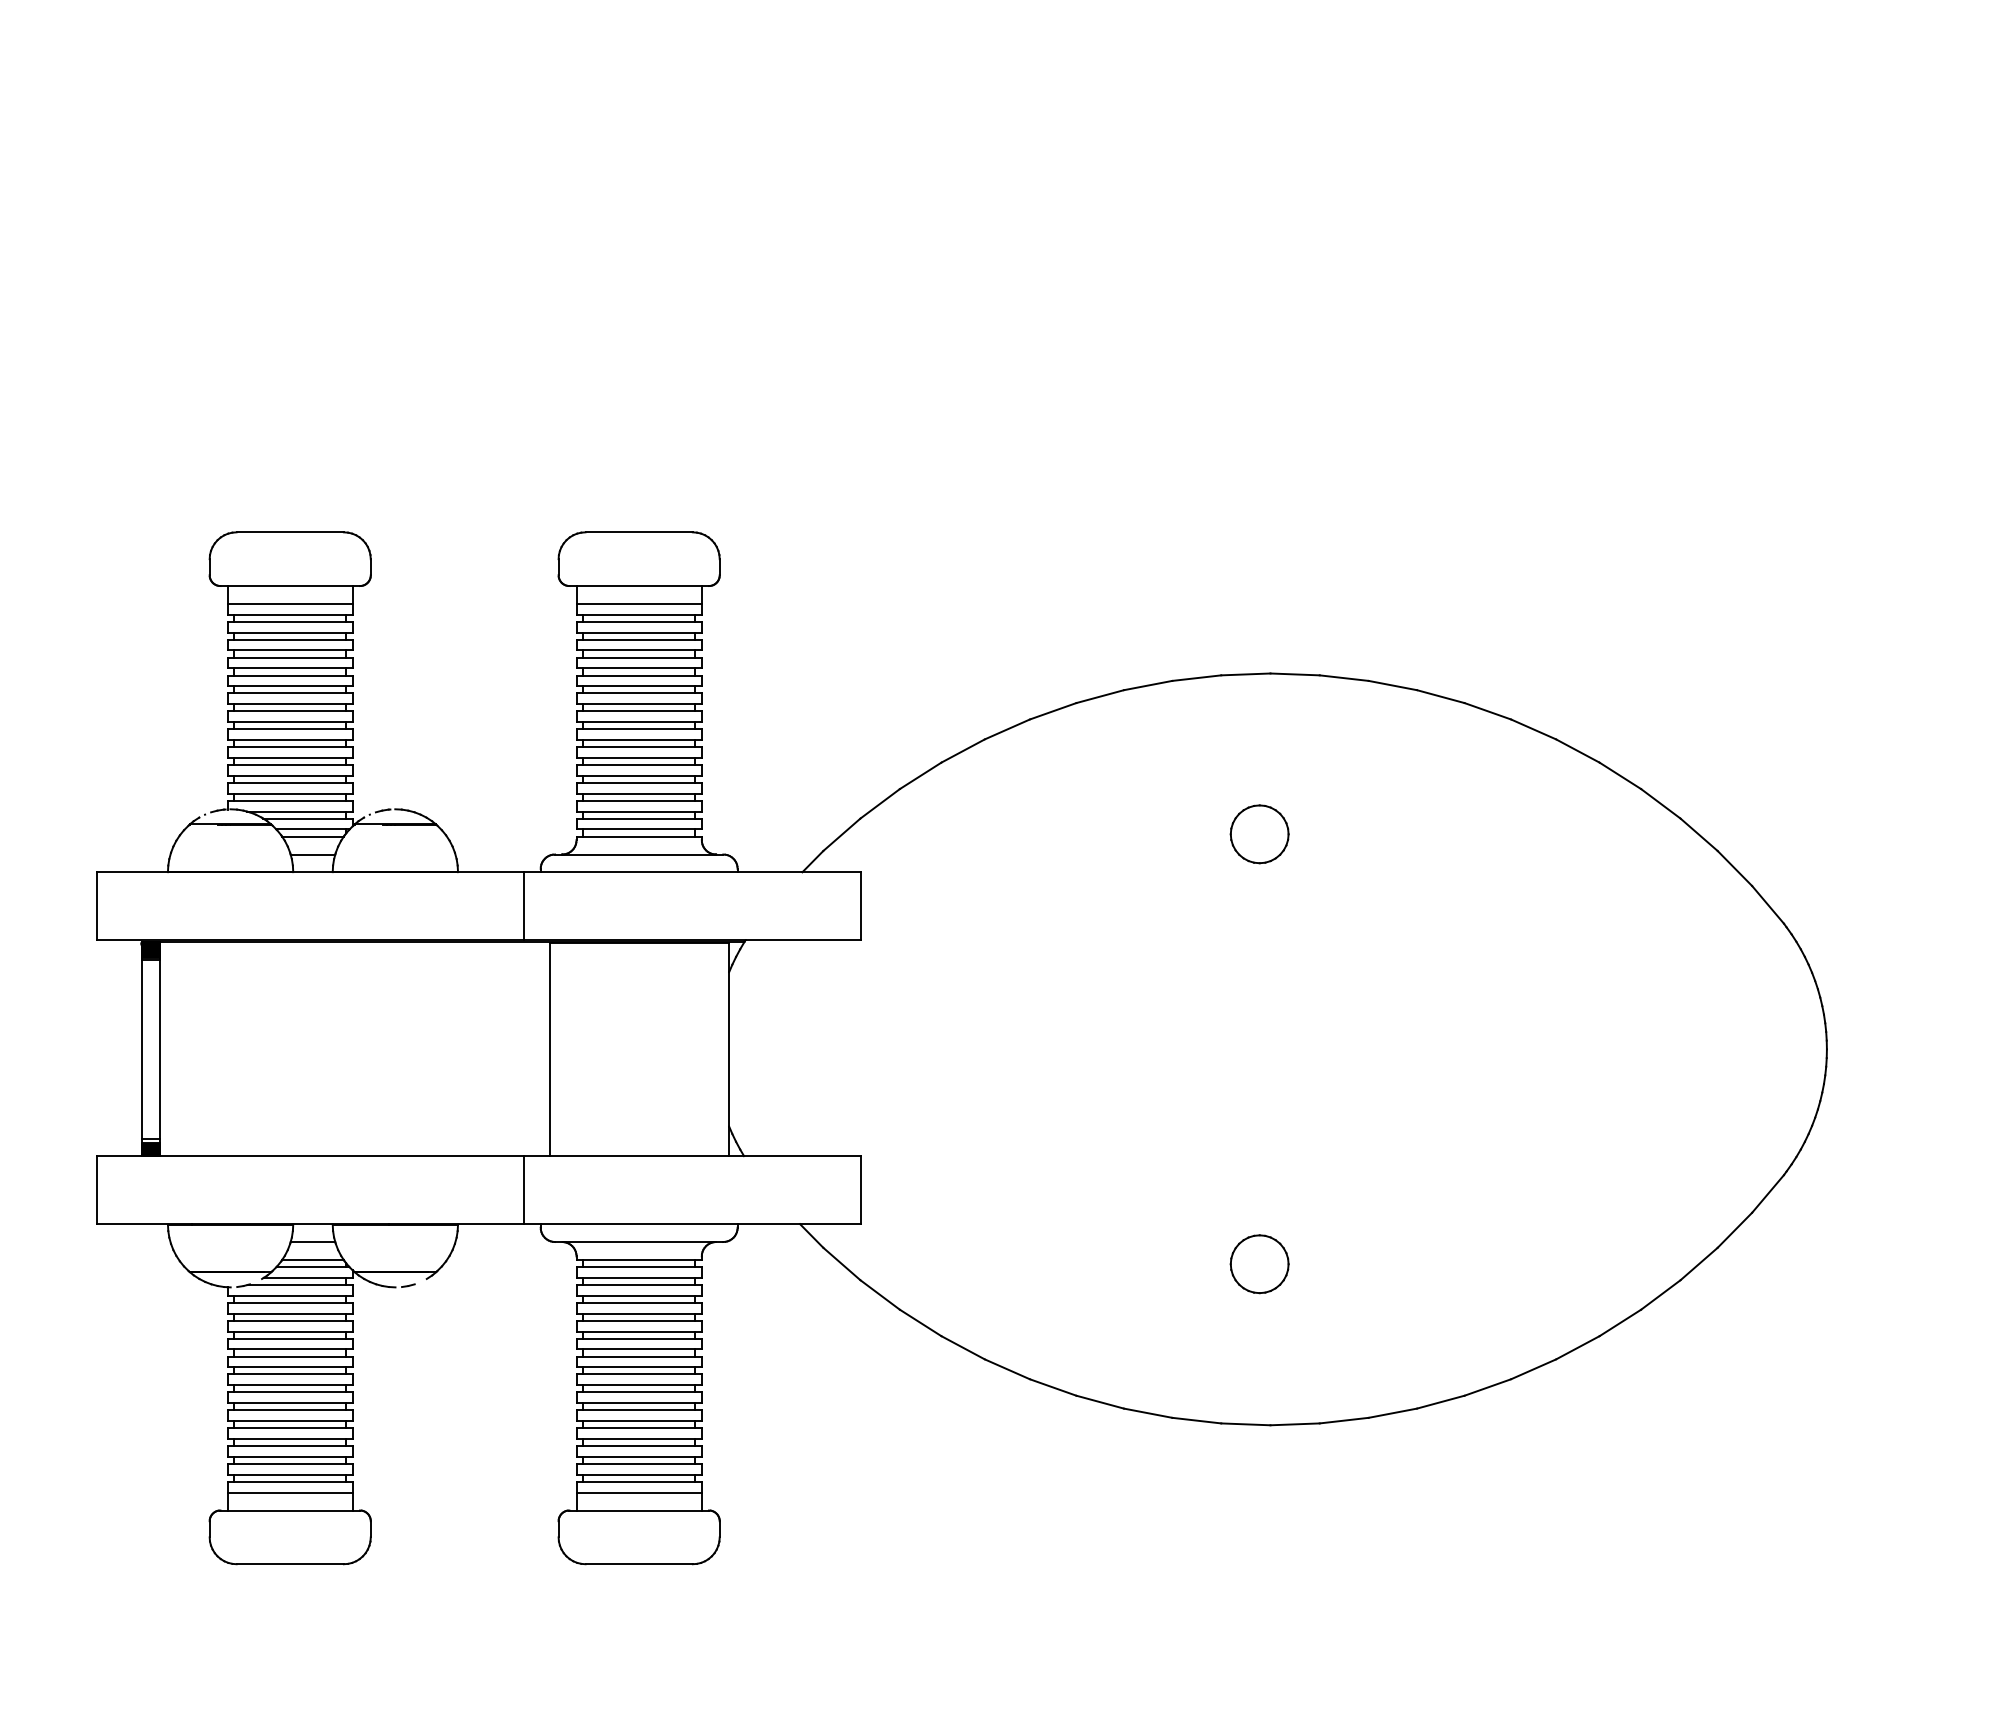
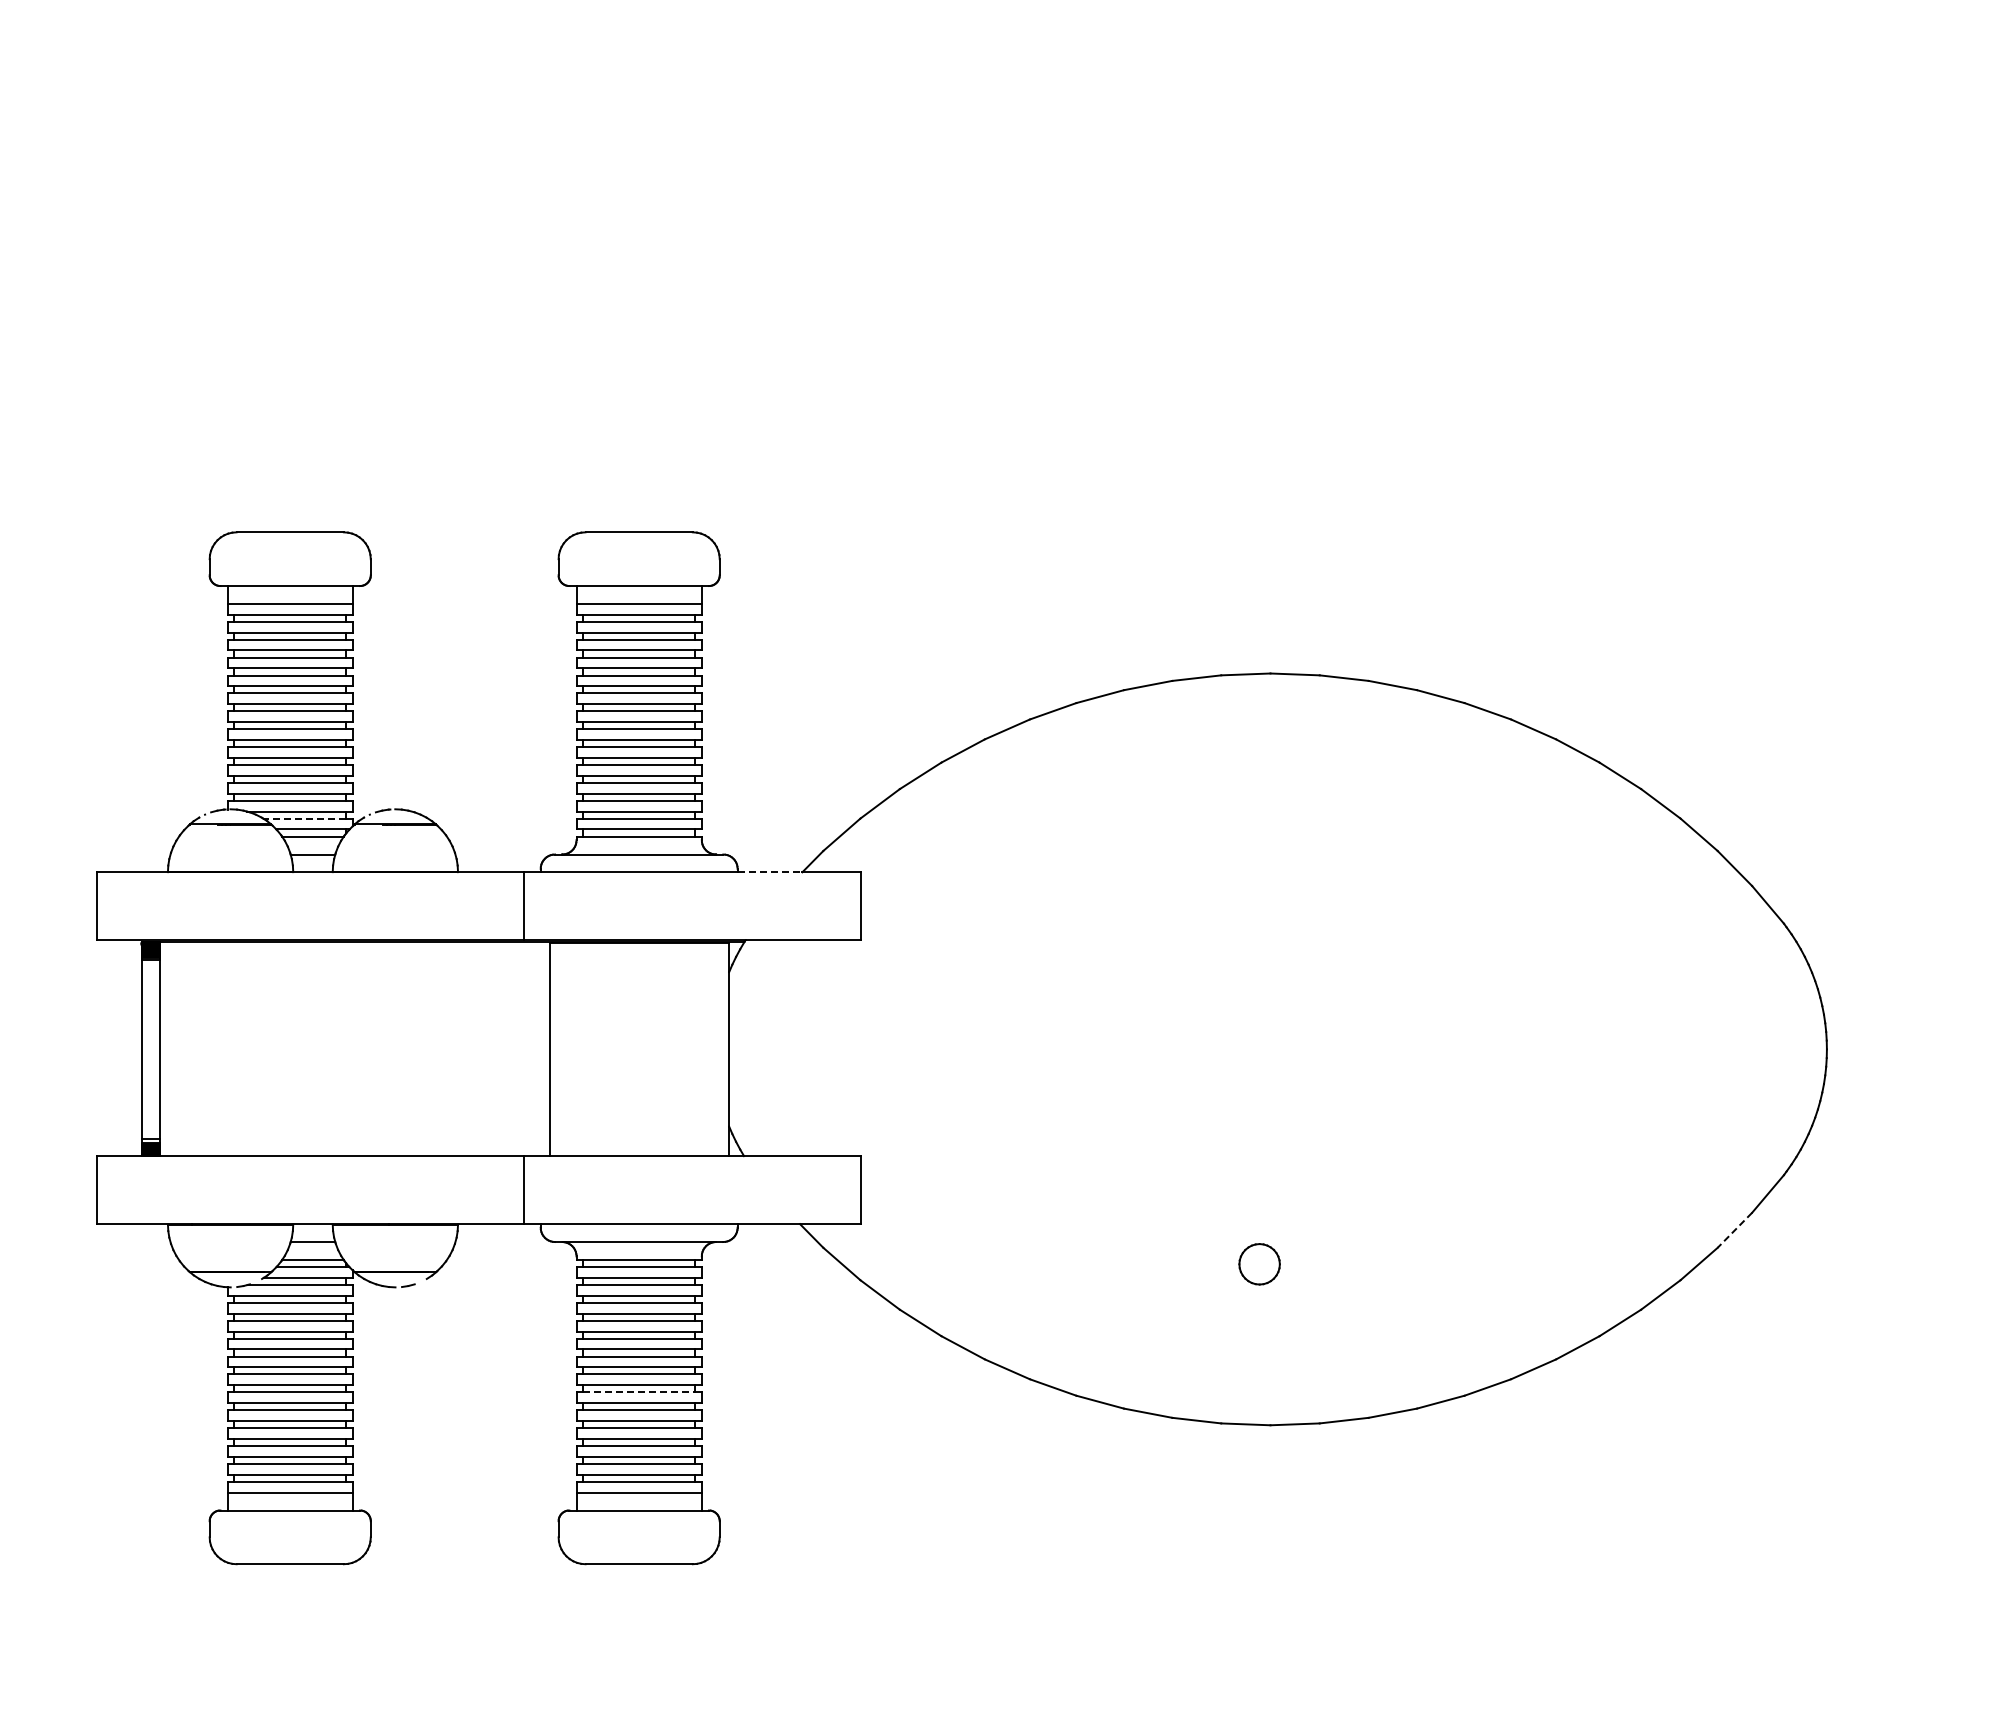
line: solid -> dashed (304, 818)
part: present -> none (1259, 834)
line: solid -> dashed (770, 872)
line: solid -> dashed (1734, 1230)
part size: 61x61 px -> 43x43 px (1259, 1264)
line: solid -> dashed (639, 1392)
